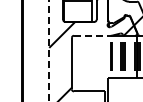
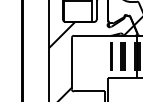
line: dashed -> solid (92, 35)
line: dashed -> solid (49, 50)
